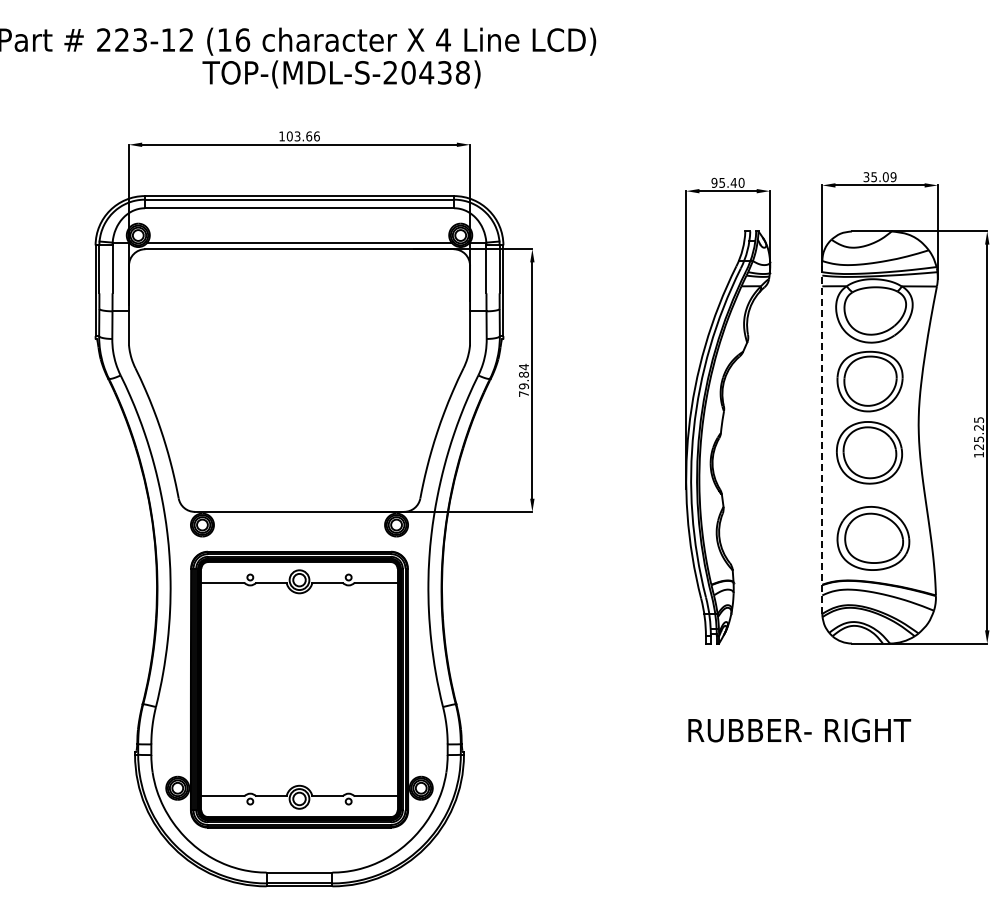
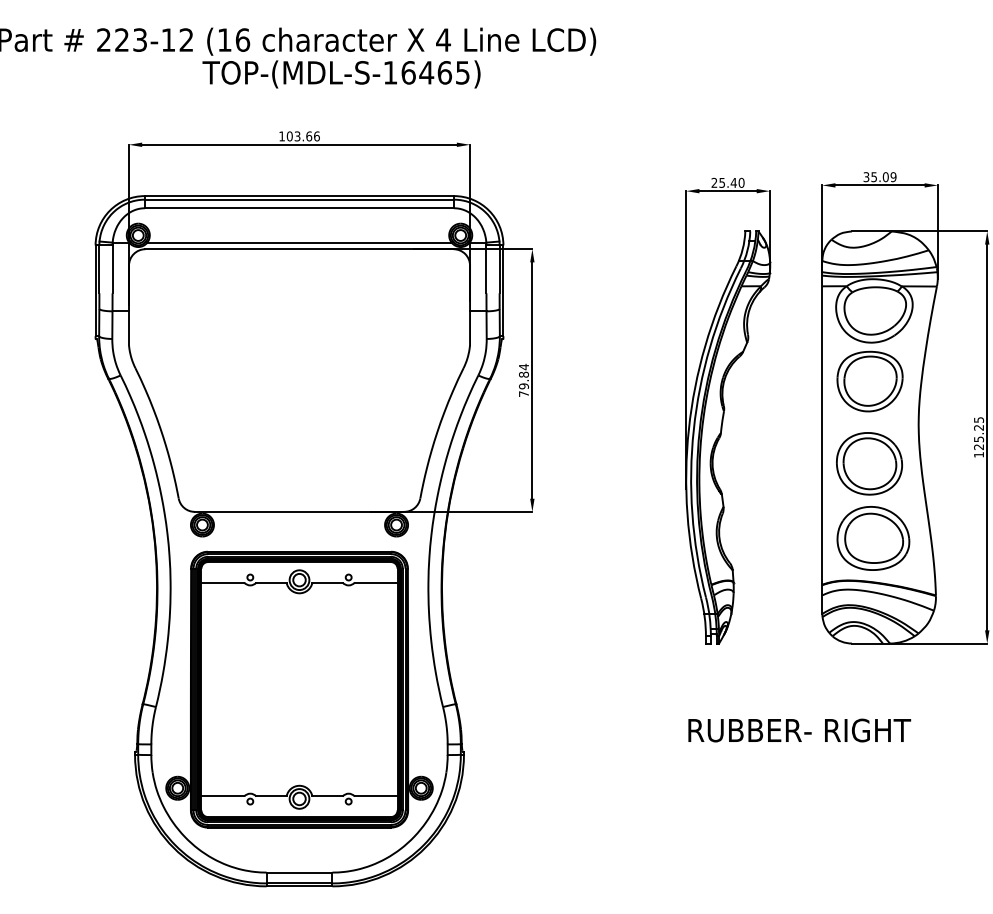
text: TOP-(MDL-S-20438) -> TOP-(MDL-S-16465) (426, 72)
text: 95.40 -> 25.40 (714, 182)
line: dashed -> solid (822, 437)
part position: (869, 452) -> (869, 463) (869, 463)
